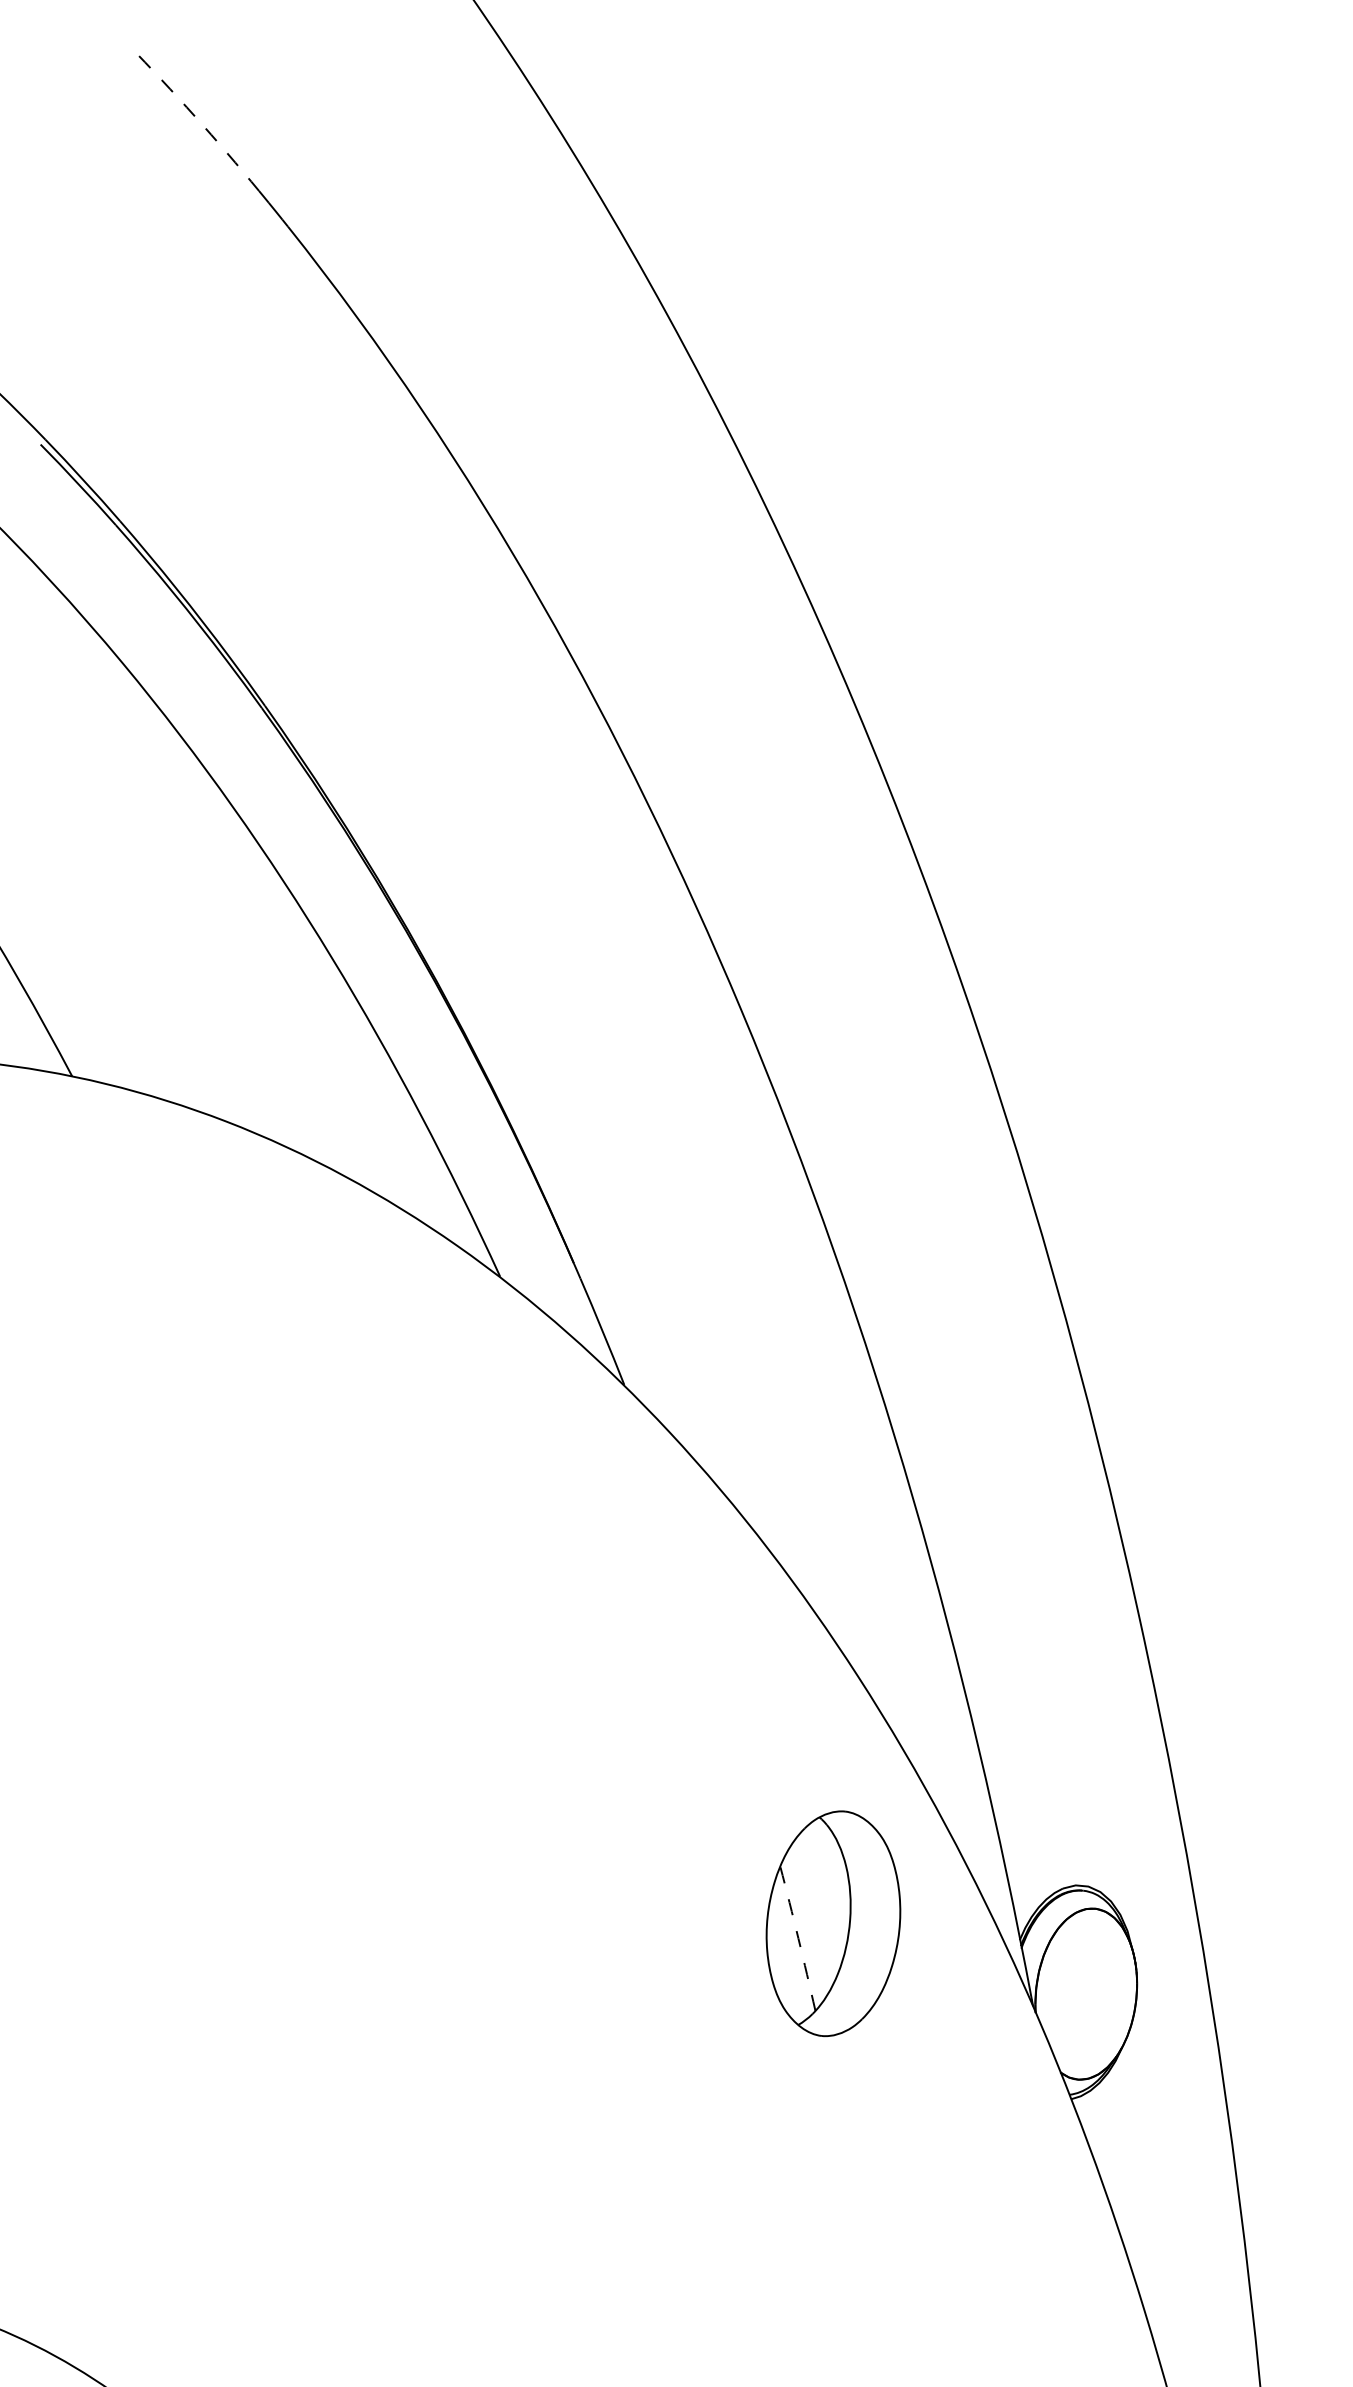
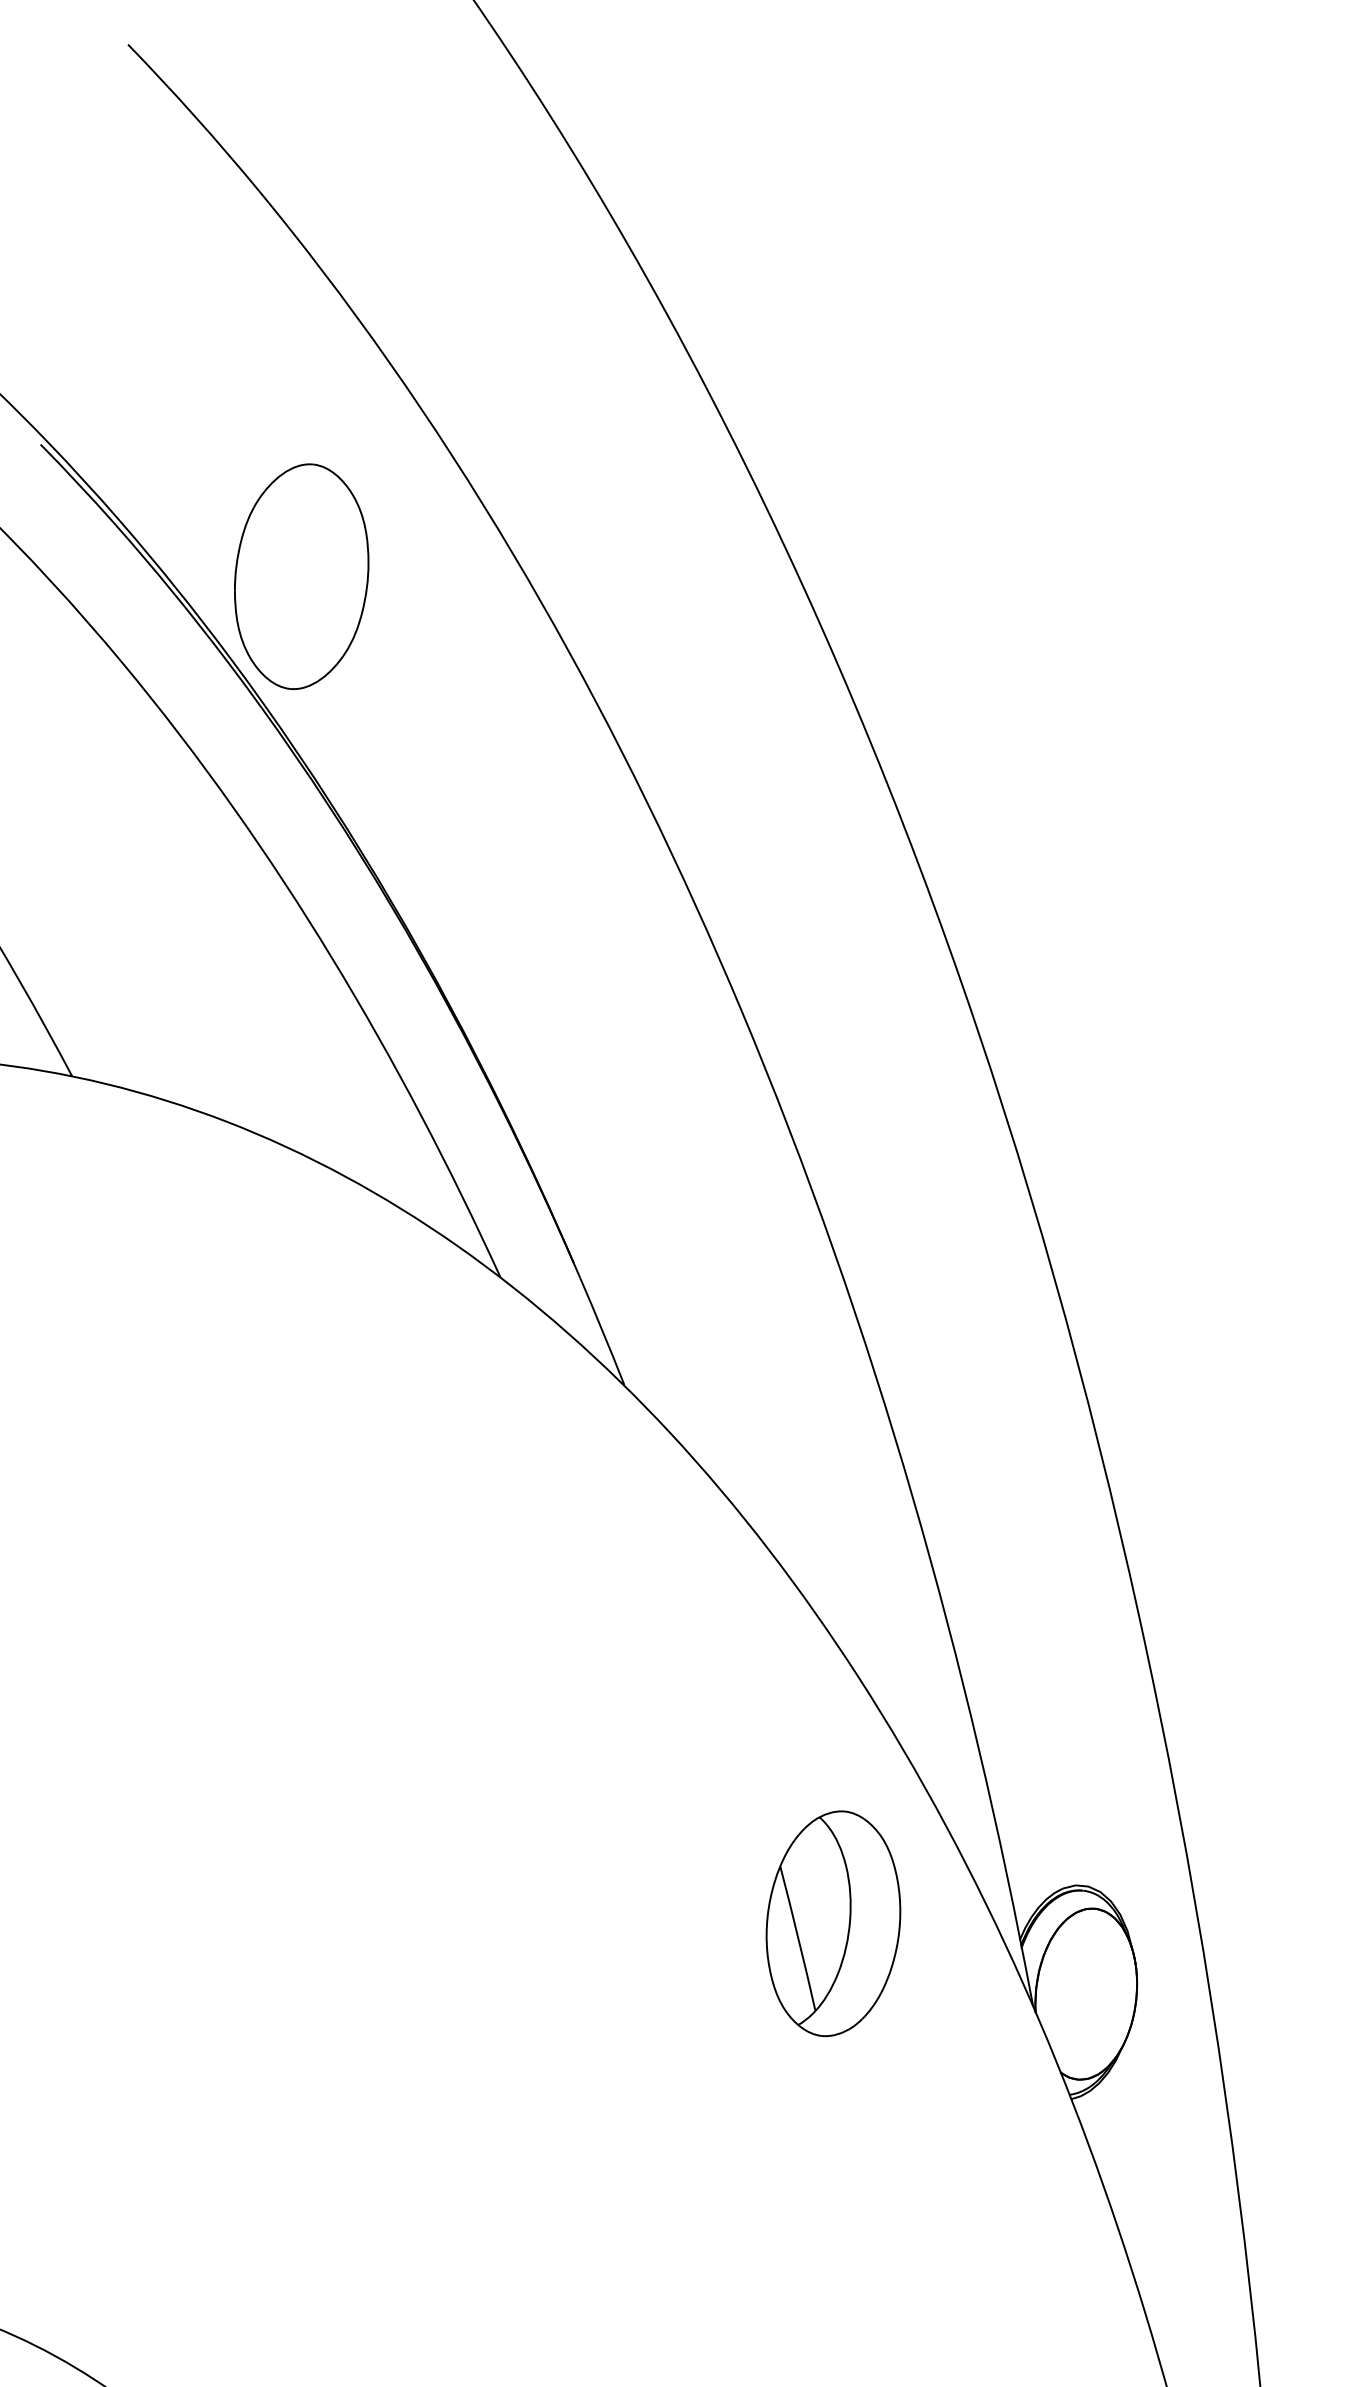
arc: dashed -> solid (195, 116)
part: none -> present (301, 576)
arc: dashed -> solid (798, 1938)
